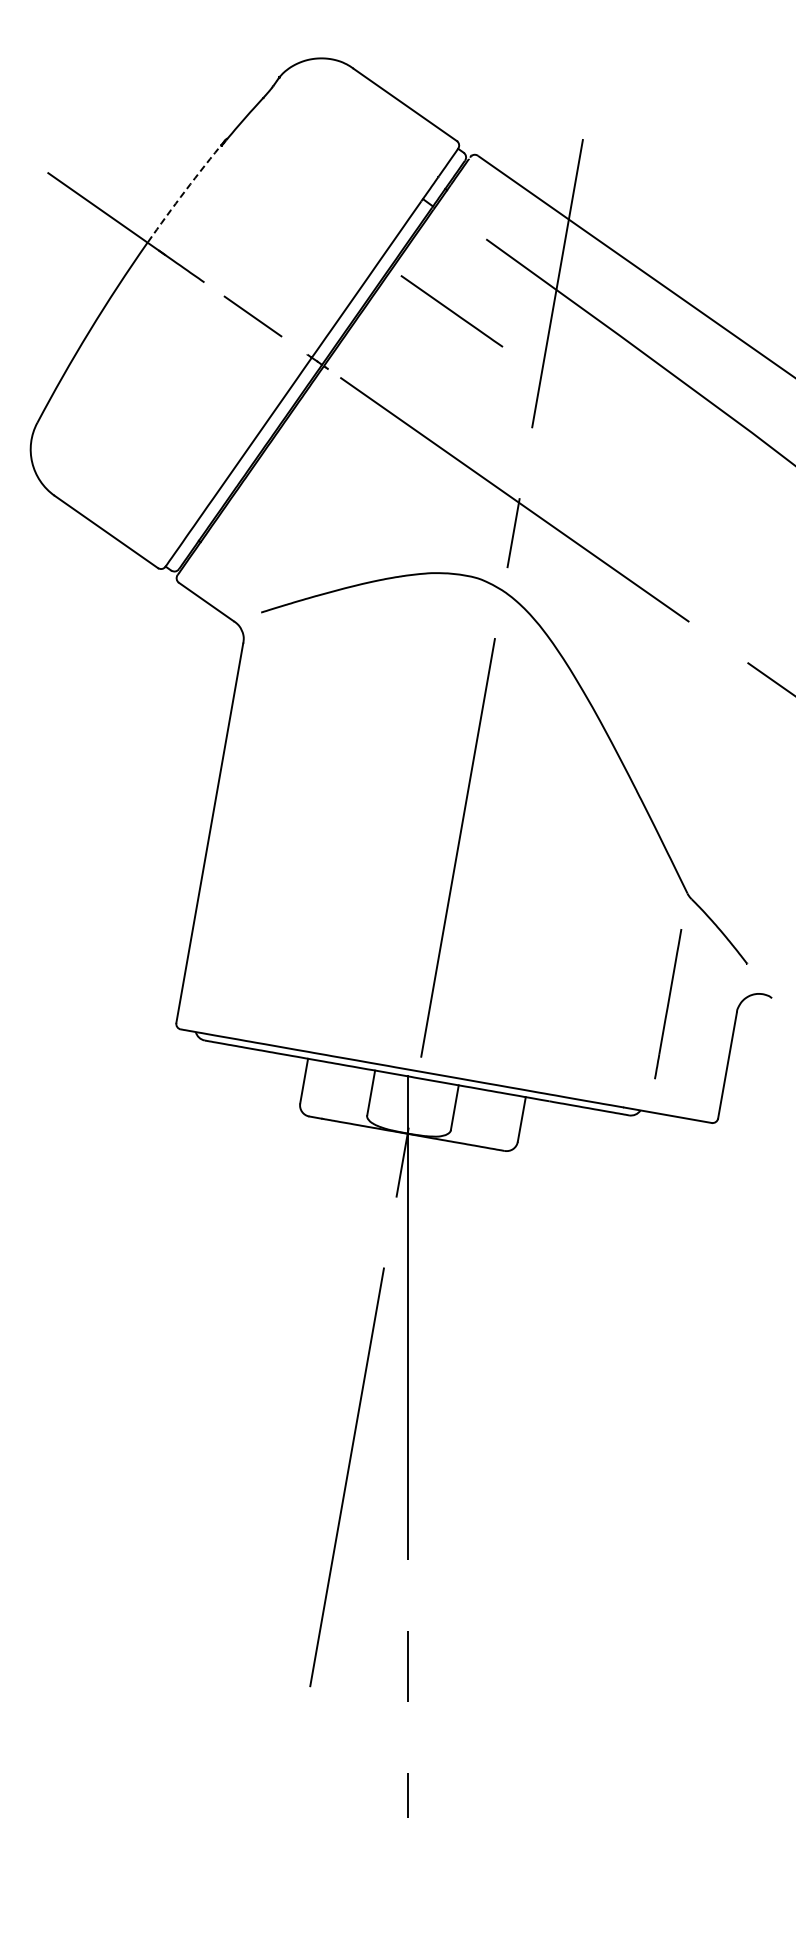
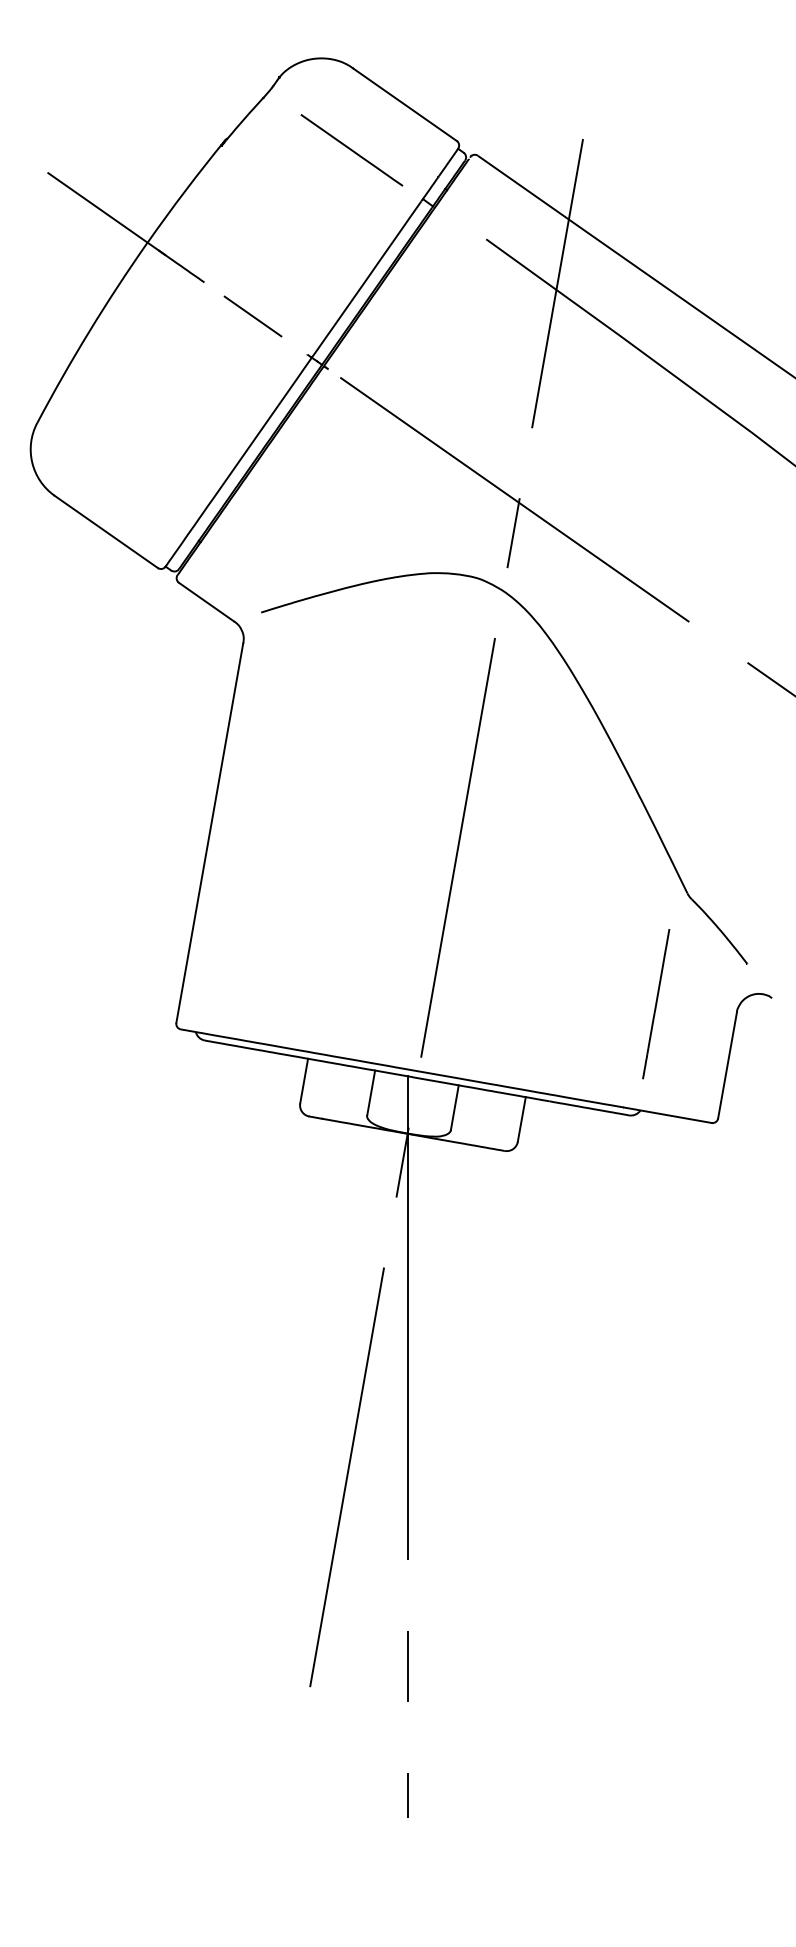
arc: dashed -> solid (185, 190)
line position: (451, 311) -> (351, 150) (351, 150)
line position: (668, 1004) -> (656, 1004) (656, 1004)
